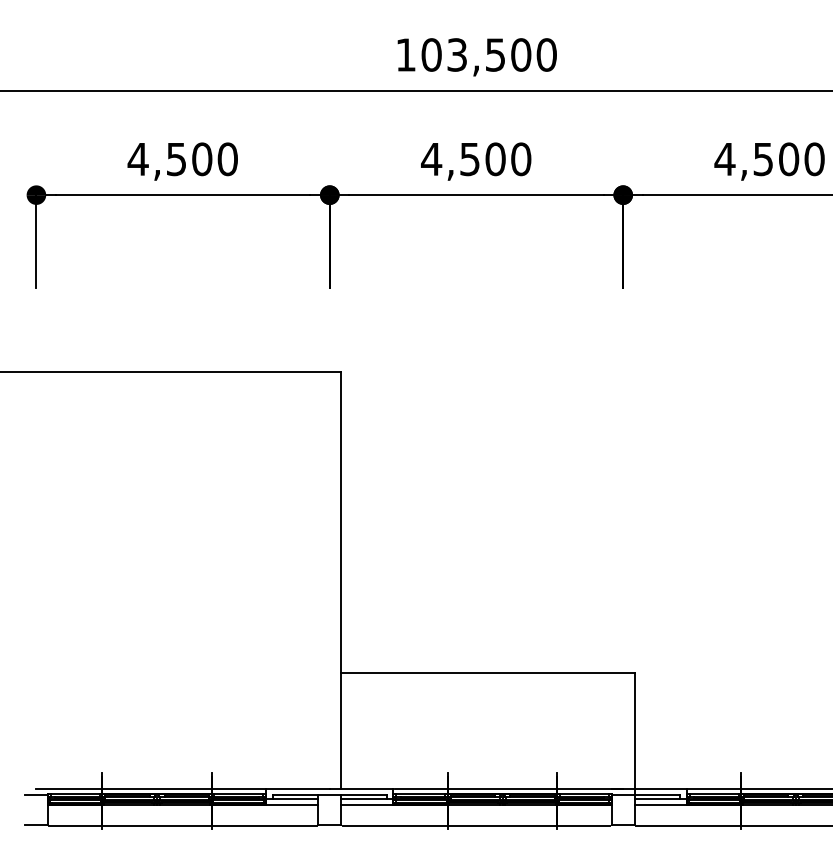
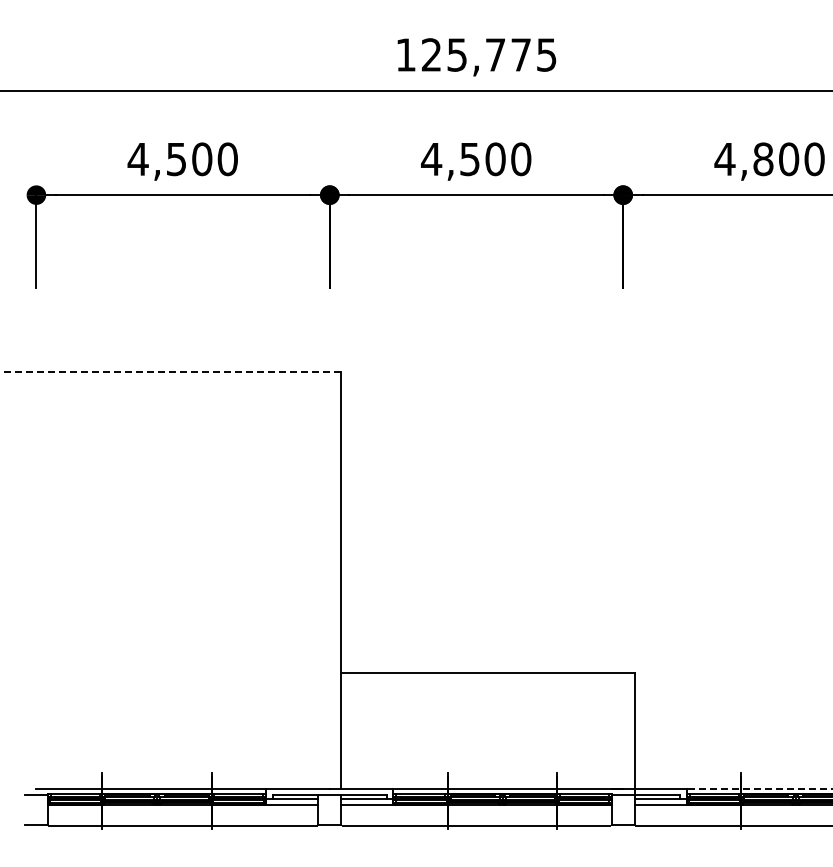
text: 103,500 -> 125,775 (488, 54)
text: 4,500 -> 4,800 (763, 159)
line: solid -> dashed (170, 371)
line: solid -> dashed (761, 788)
